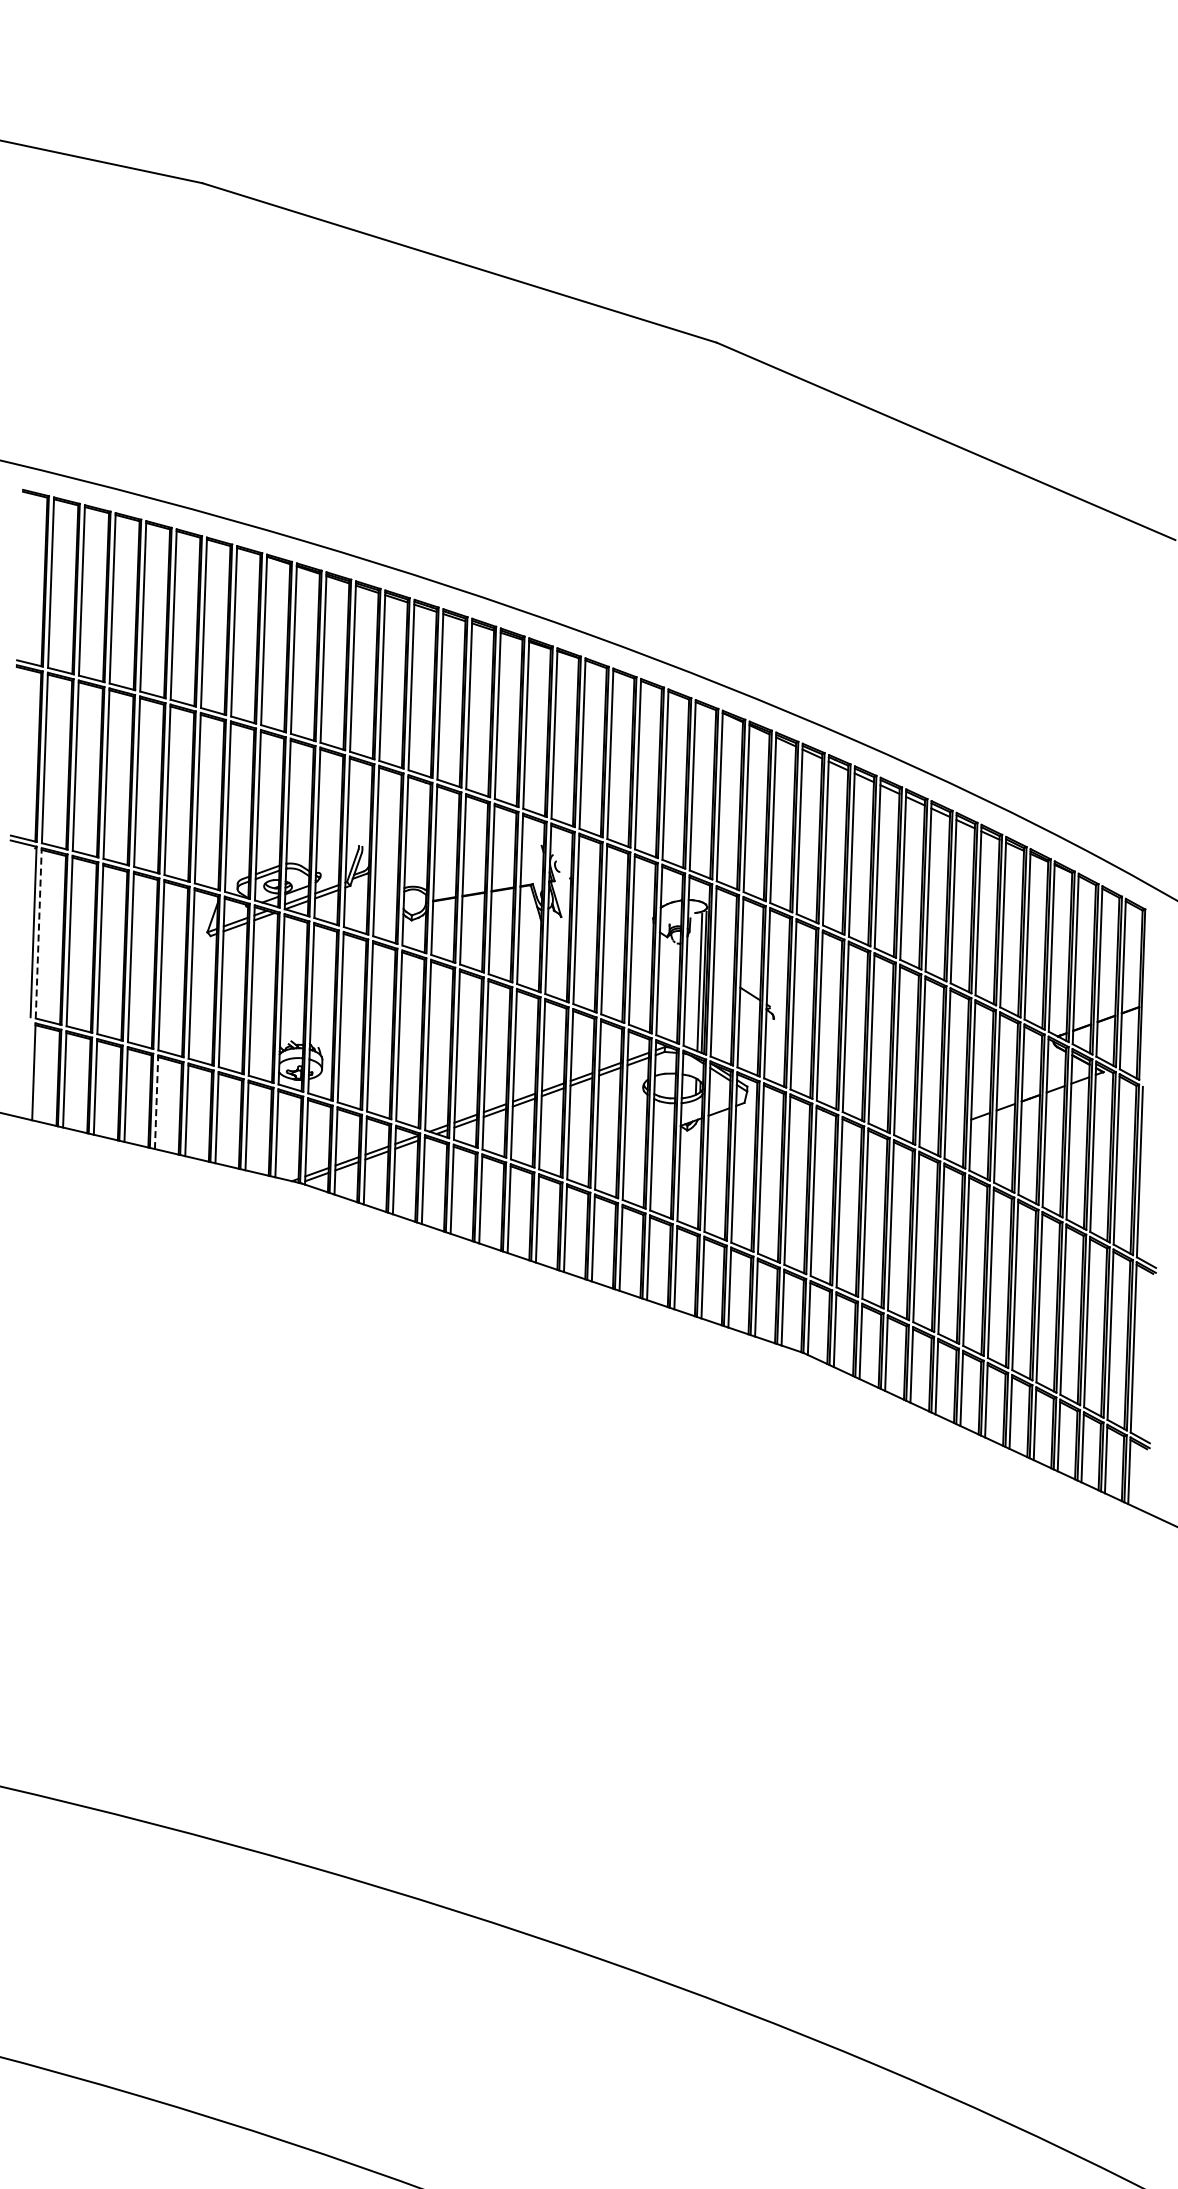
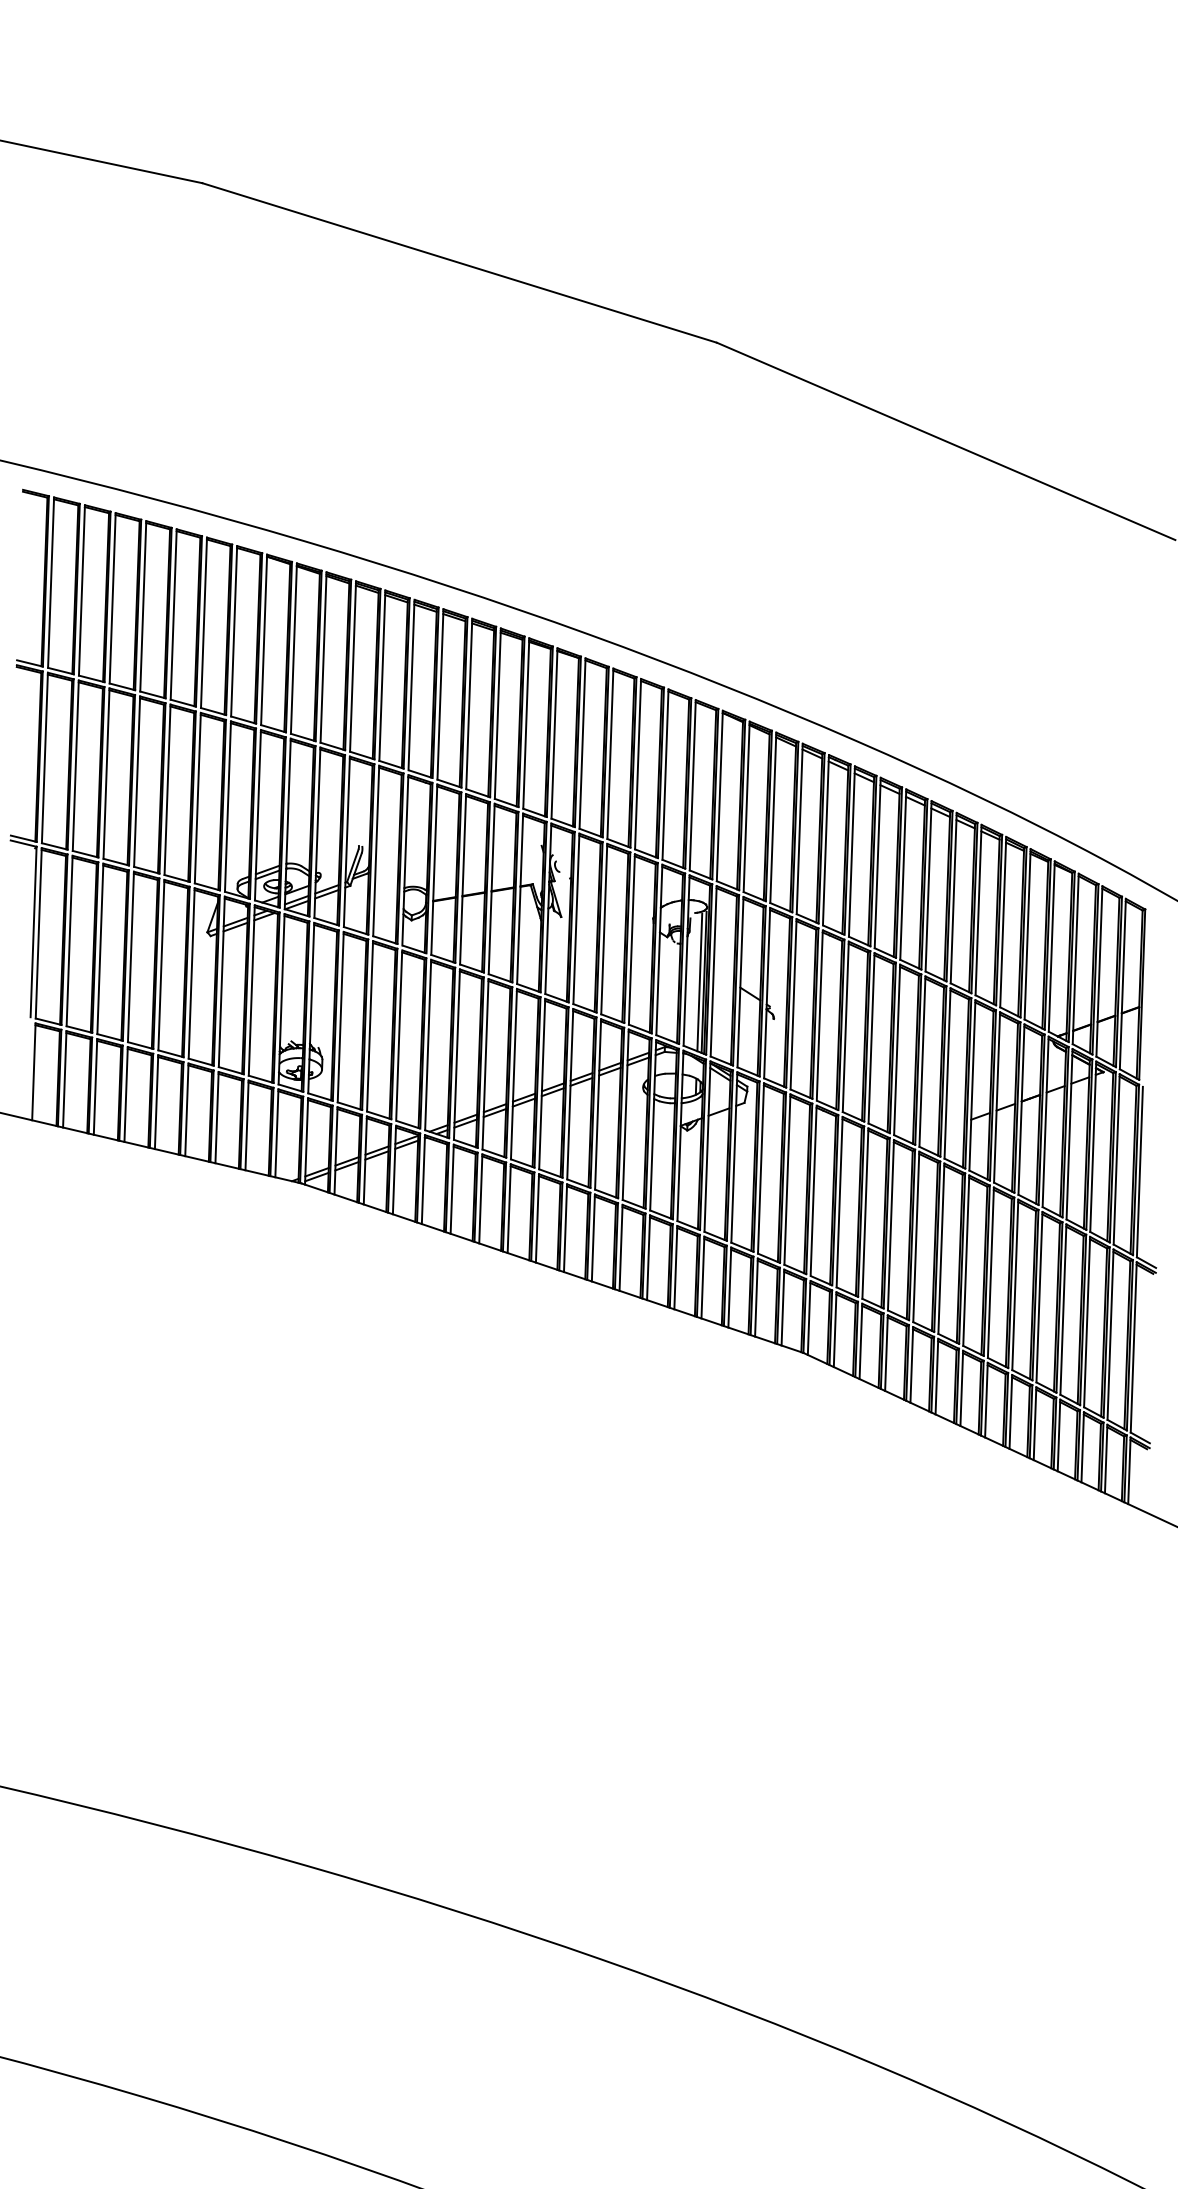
line: dashed -> solid (38, 932)
line: dashed -> solid (156, 1102)
